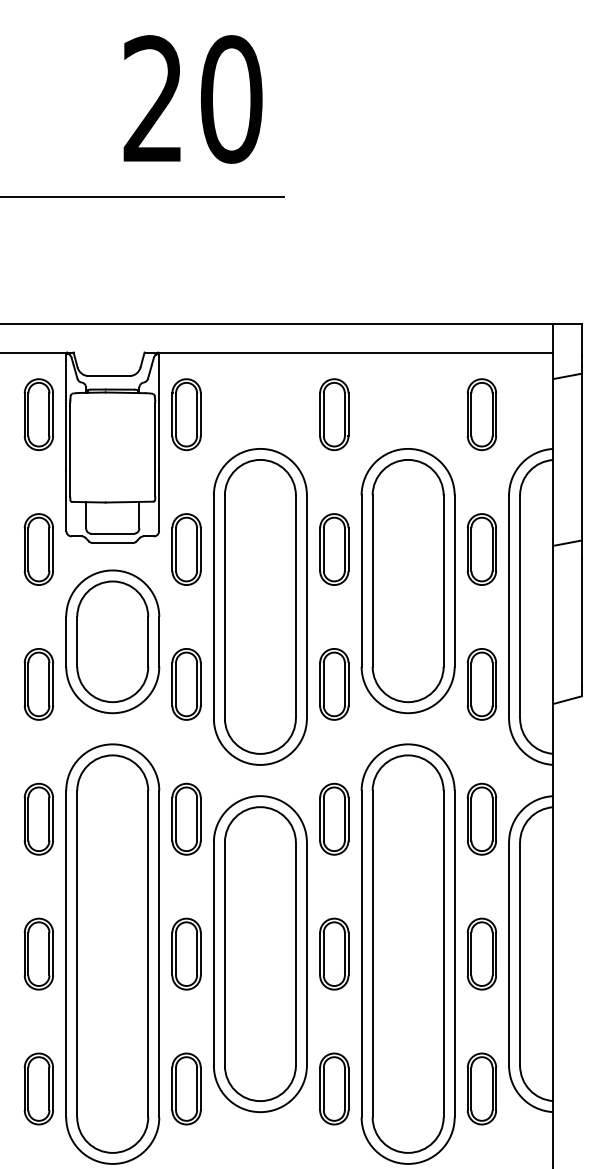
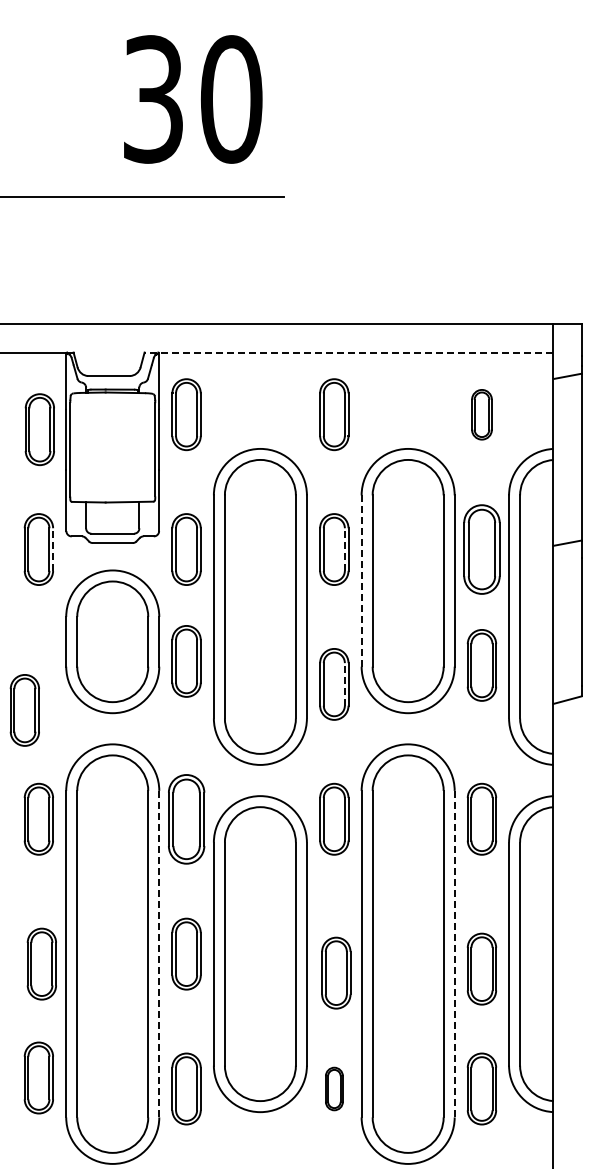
text: 20 -> 30 (152, 99)
line: solid -> dashed (348, 352)
part position: (38, 414) -> (39, 429) (39, 429)
part size: 32x74 px -> 22x52 px (481, 414)
line: solid -> dashed (53, 549)
line: solid -> dashed (344, 549)
part size: 32x73 px -> 38x91 px (481, 549)
line: solid -> dashed (361, 581)
line: solid -> dashed (344, 683)
part position: (38, 684) -> (24, 710) (24, 710)
part position: (186, 684) -> (186, 661) (186, 661)
part position: (481, 684) -> (481, 665) (481, 665)
part size: 31x74 px -> 38x91 px (186, 819)
part position: (38, 953) -> (41, 963) (41, 963)
part position: (334, 953) -> (336, 972) (336, 972)
part position: (481, 953) -> (481, 968) (481, 968)
line: solid -> dashed (159, 954)
line: solid -> dashed (454, 954)
part position: (38, 1088) -> (38, 1077) (38, 1077)
part size: 31x74 px -> 19x46 px (334, 1088)
